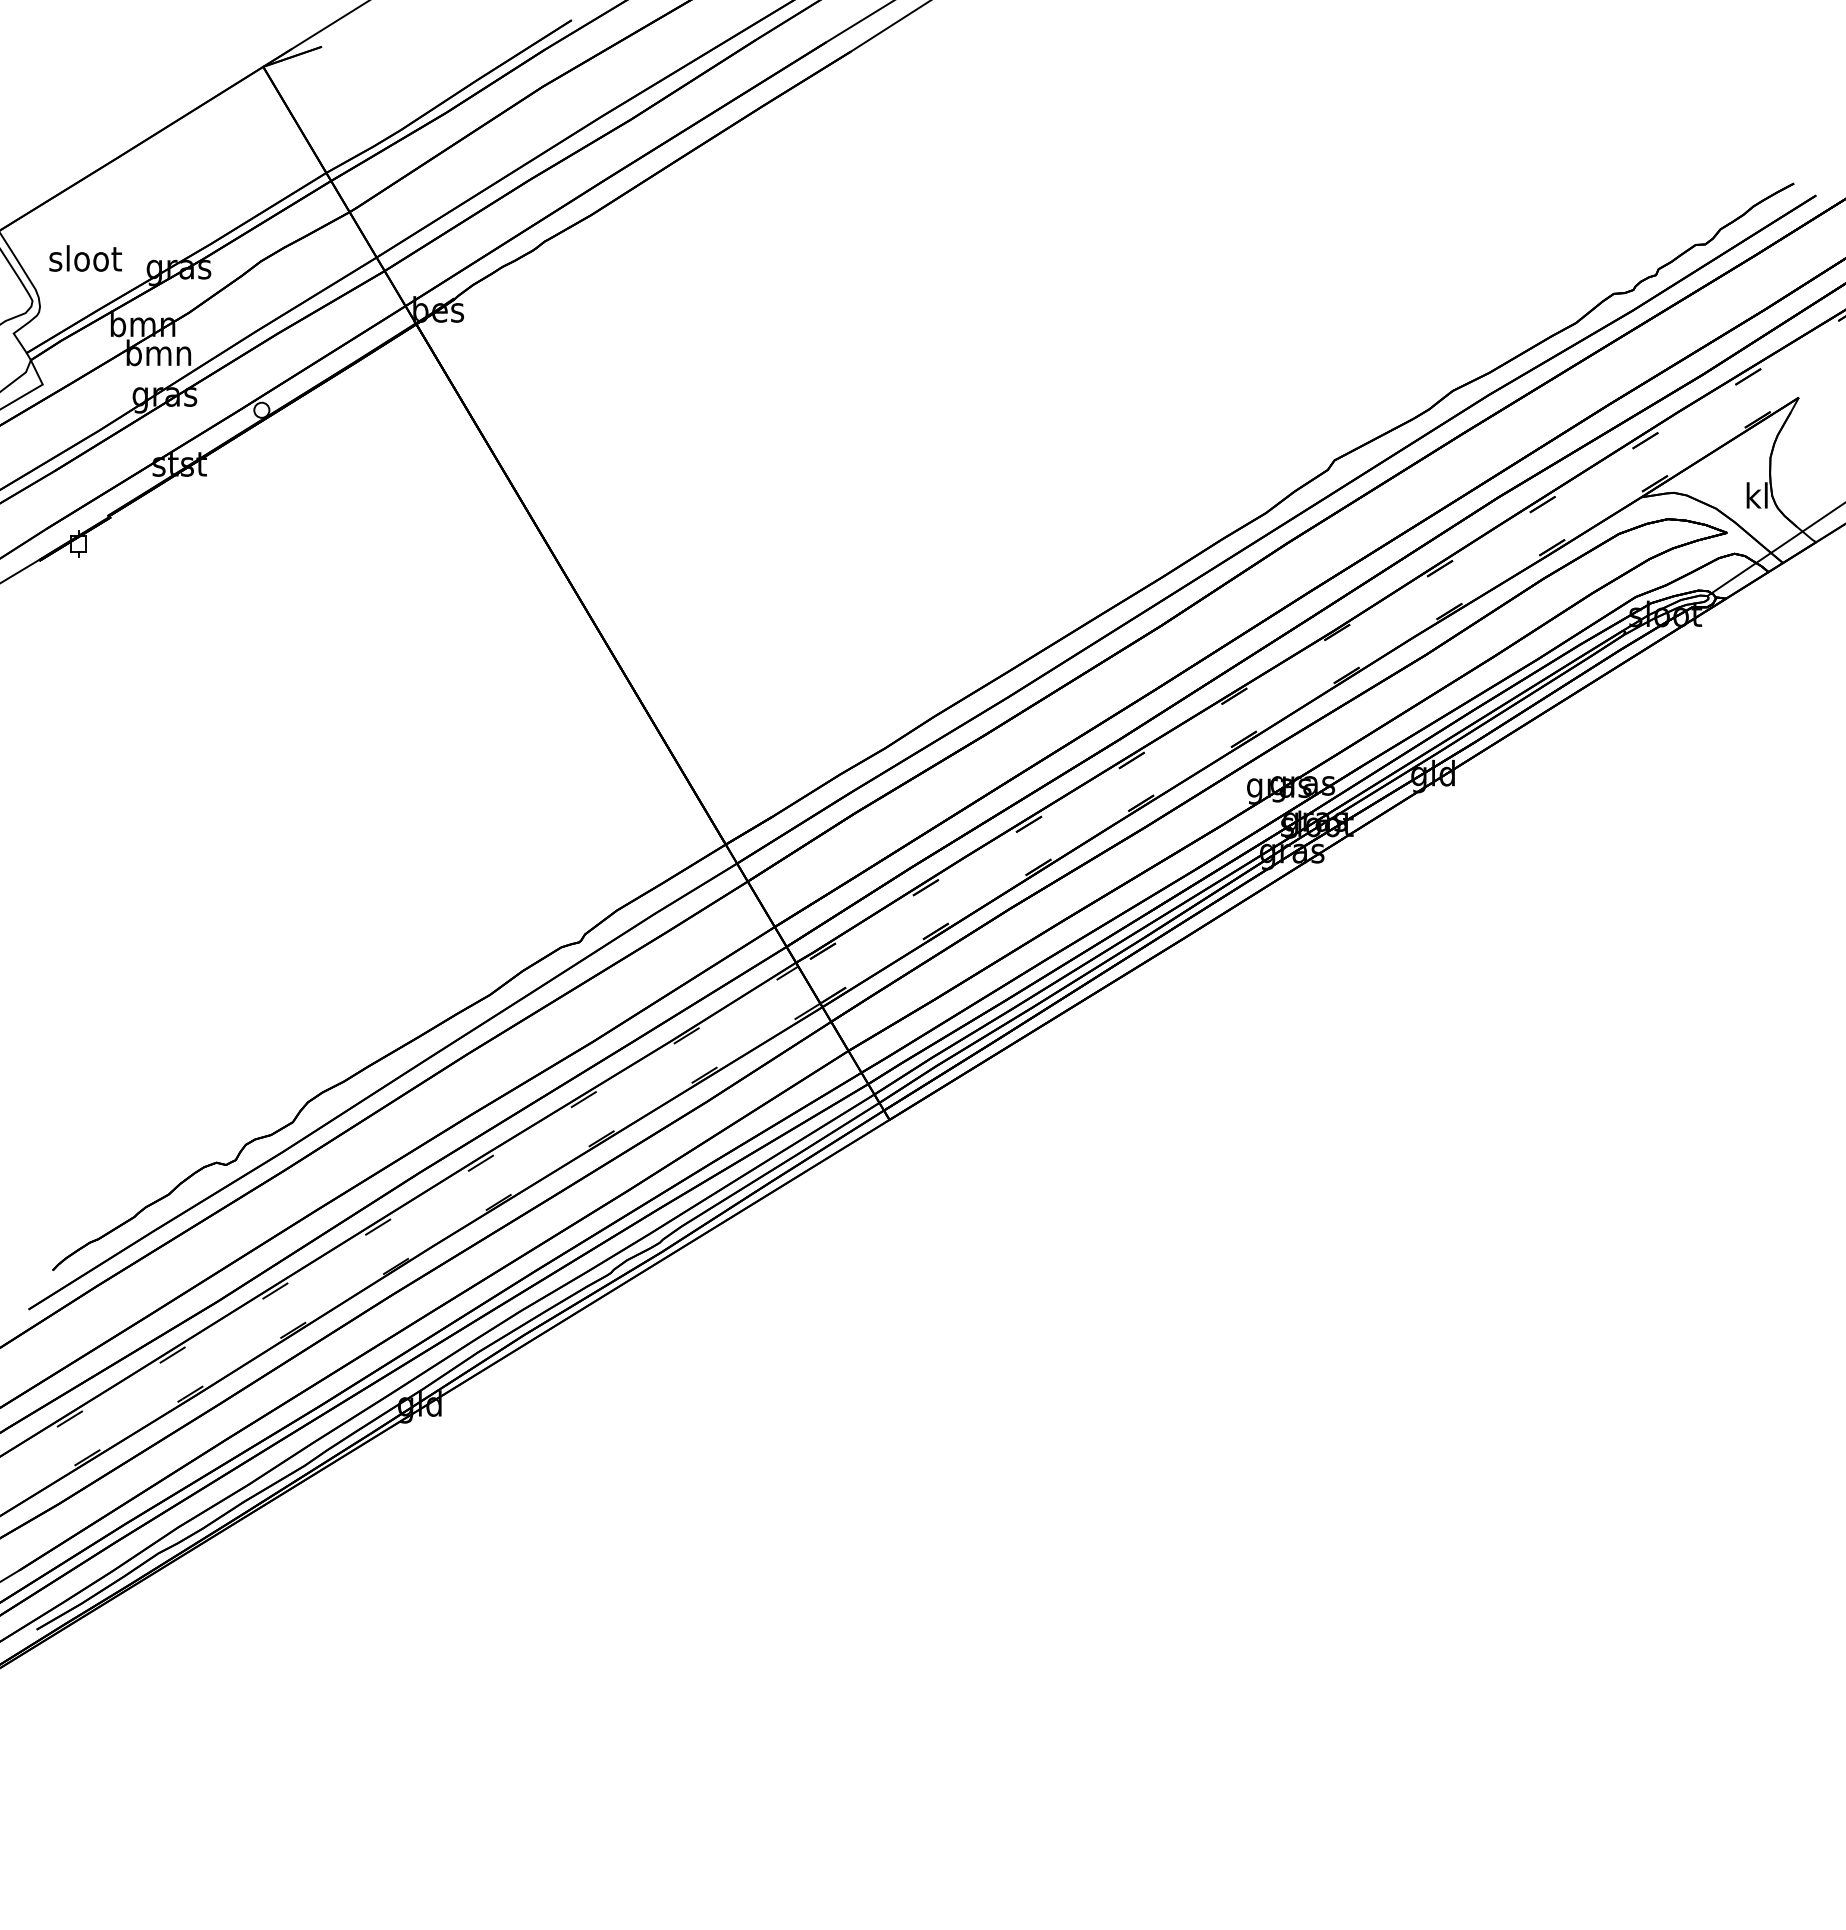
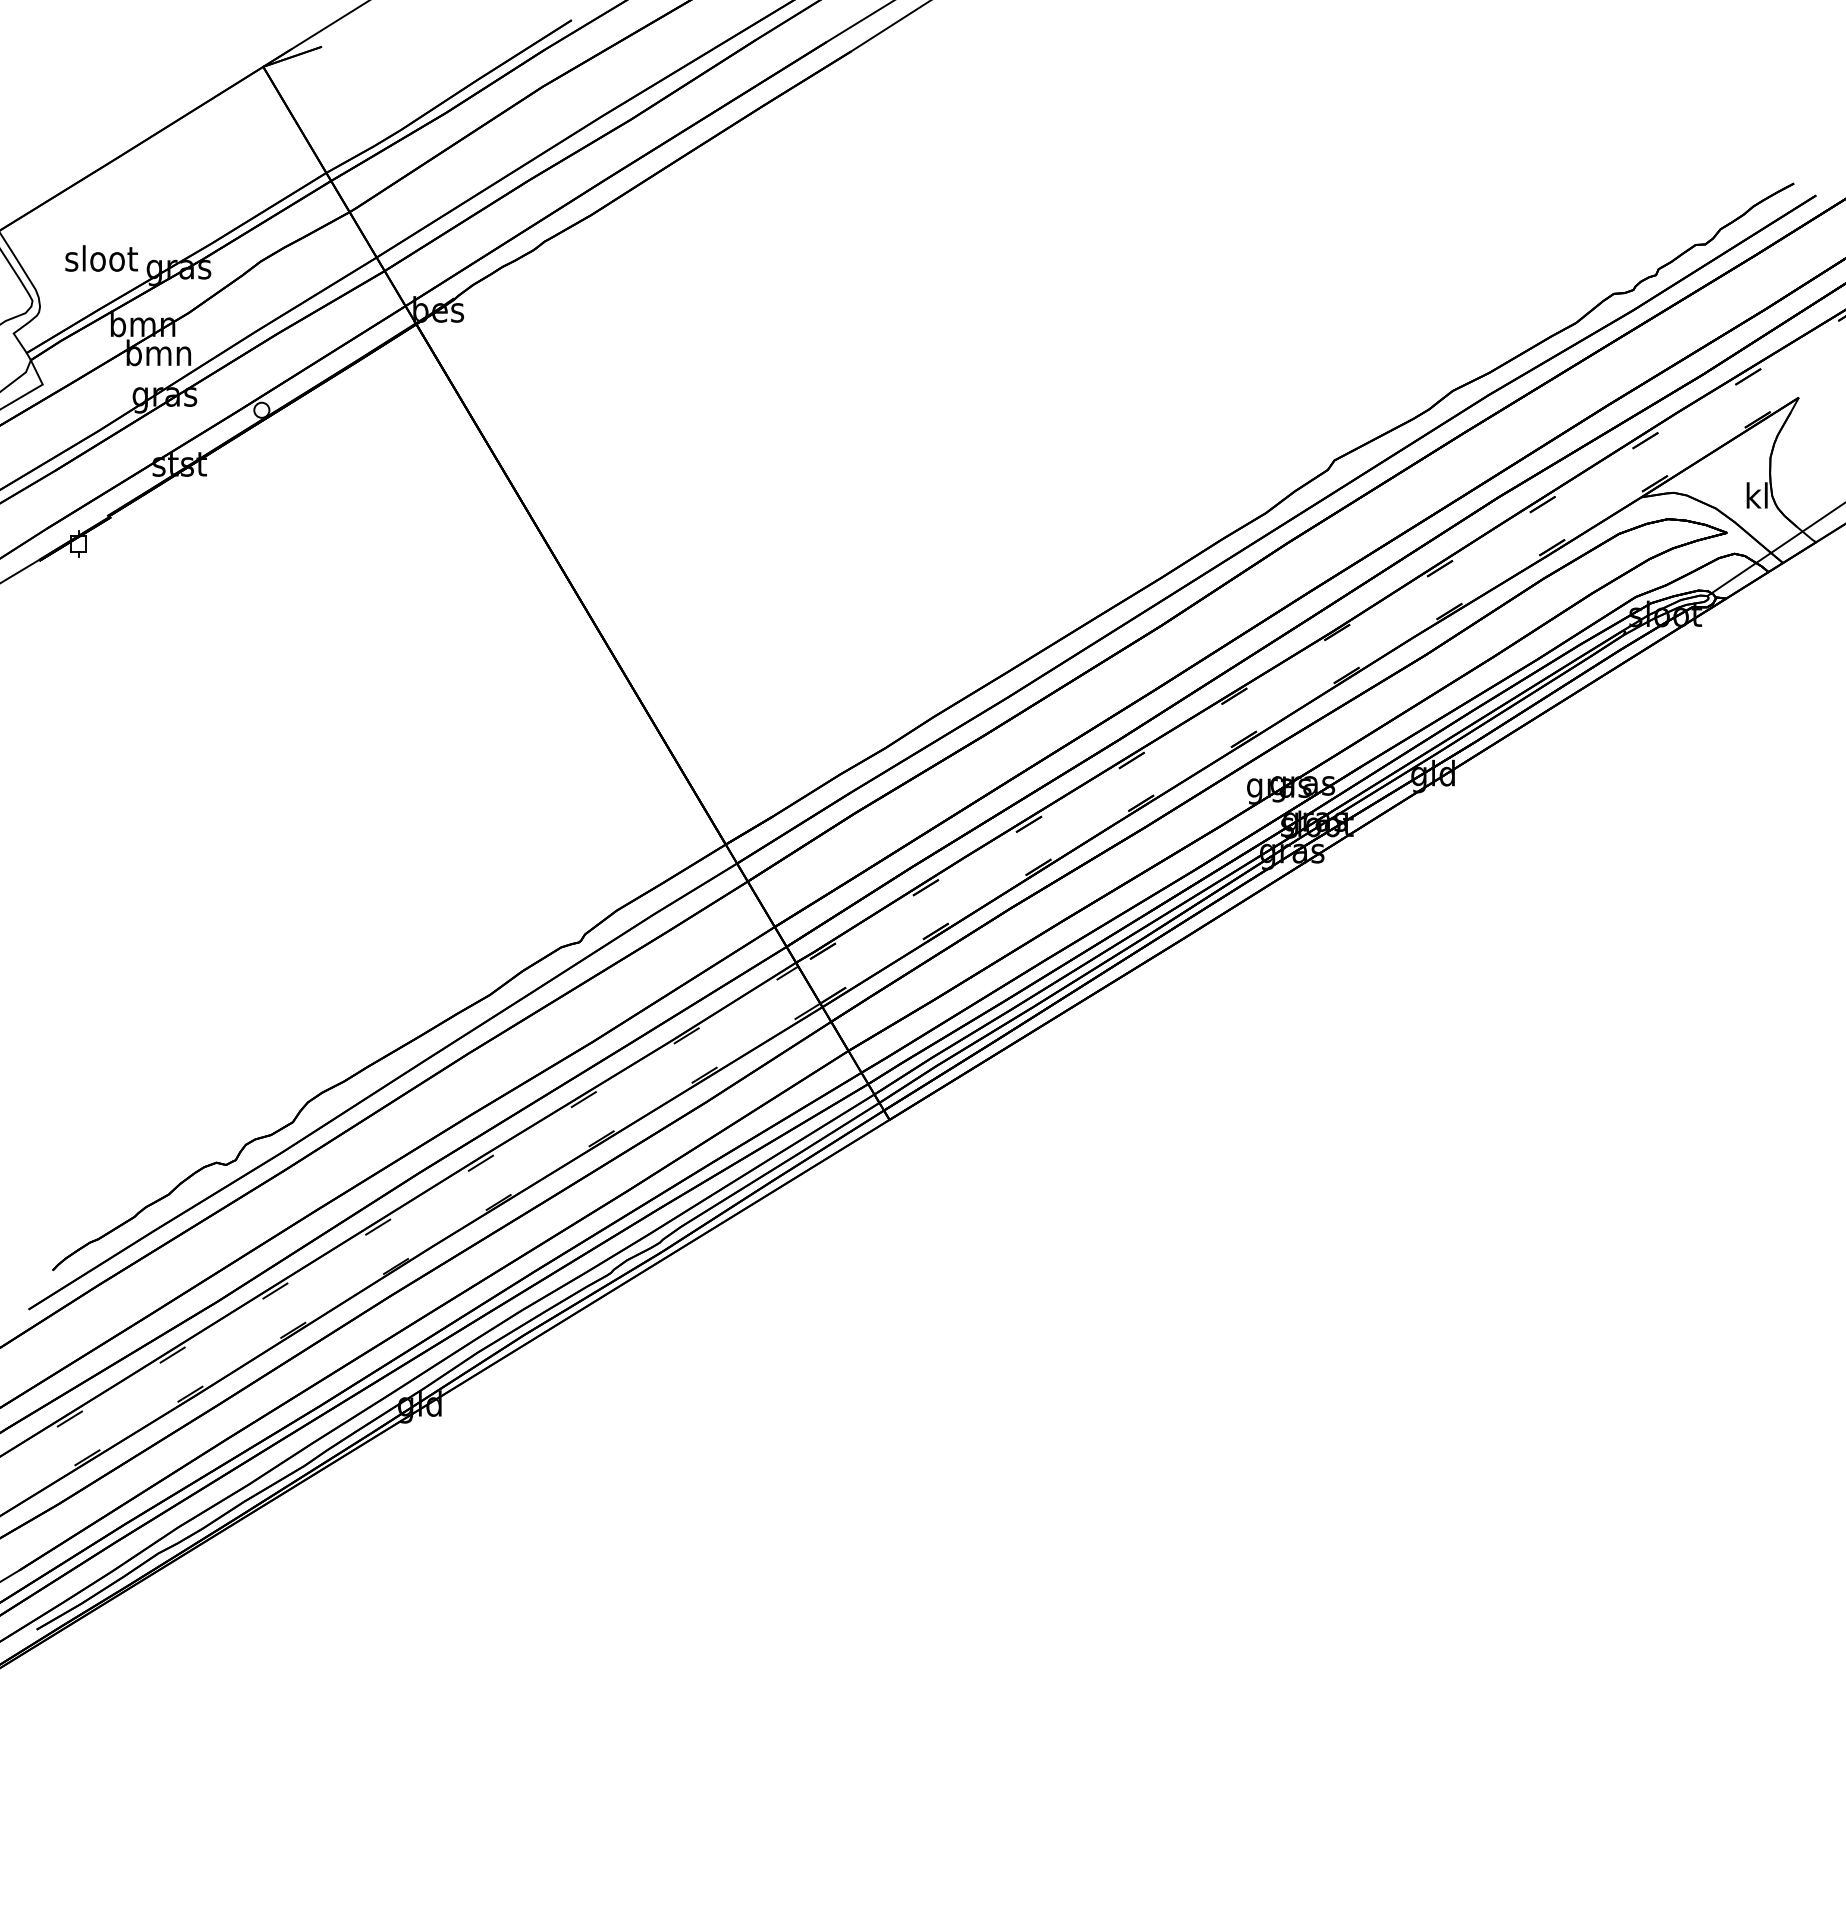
text position: (85, 258) -> (101, 258) (101, 258)
